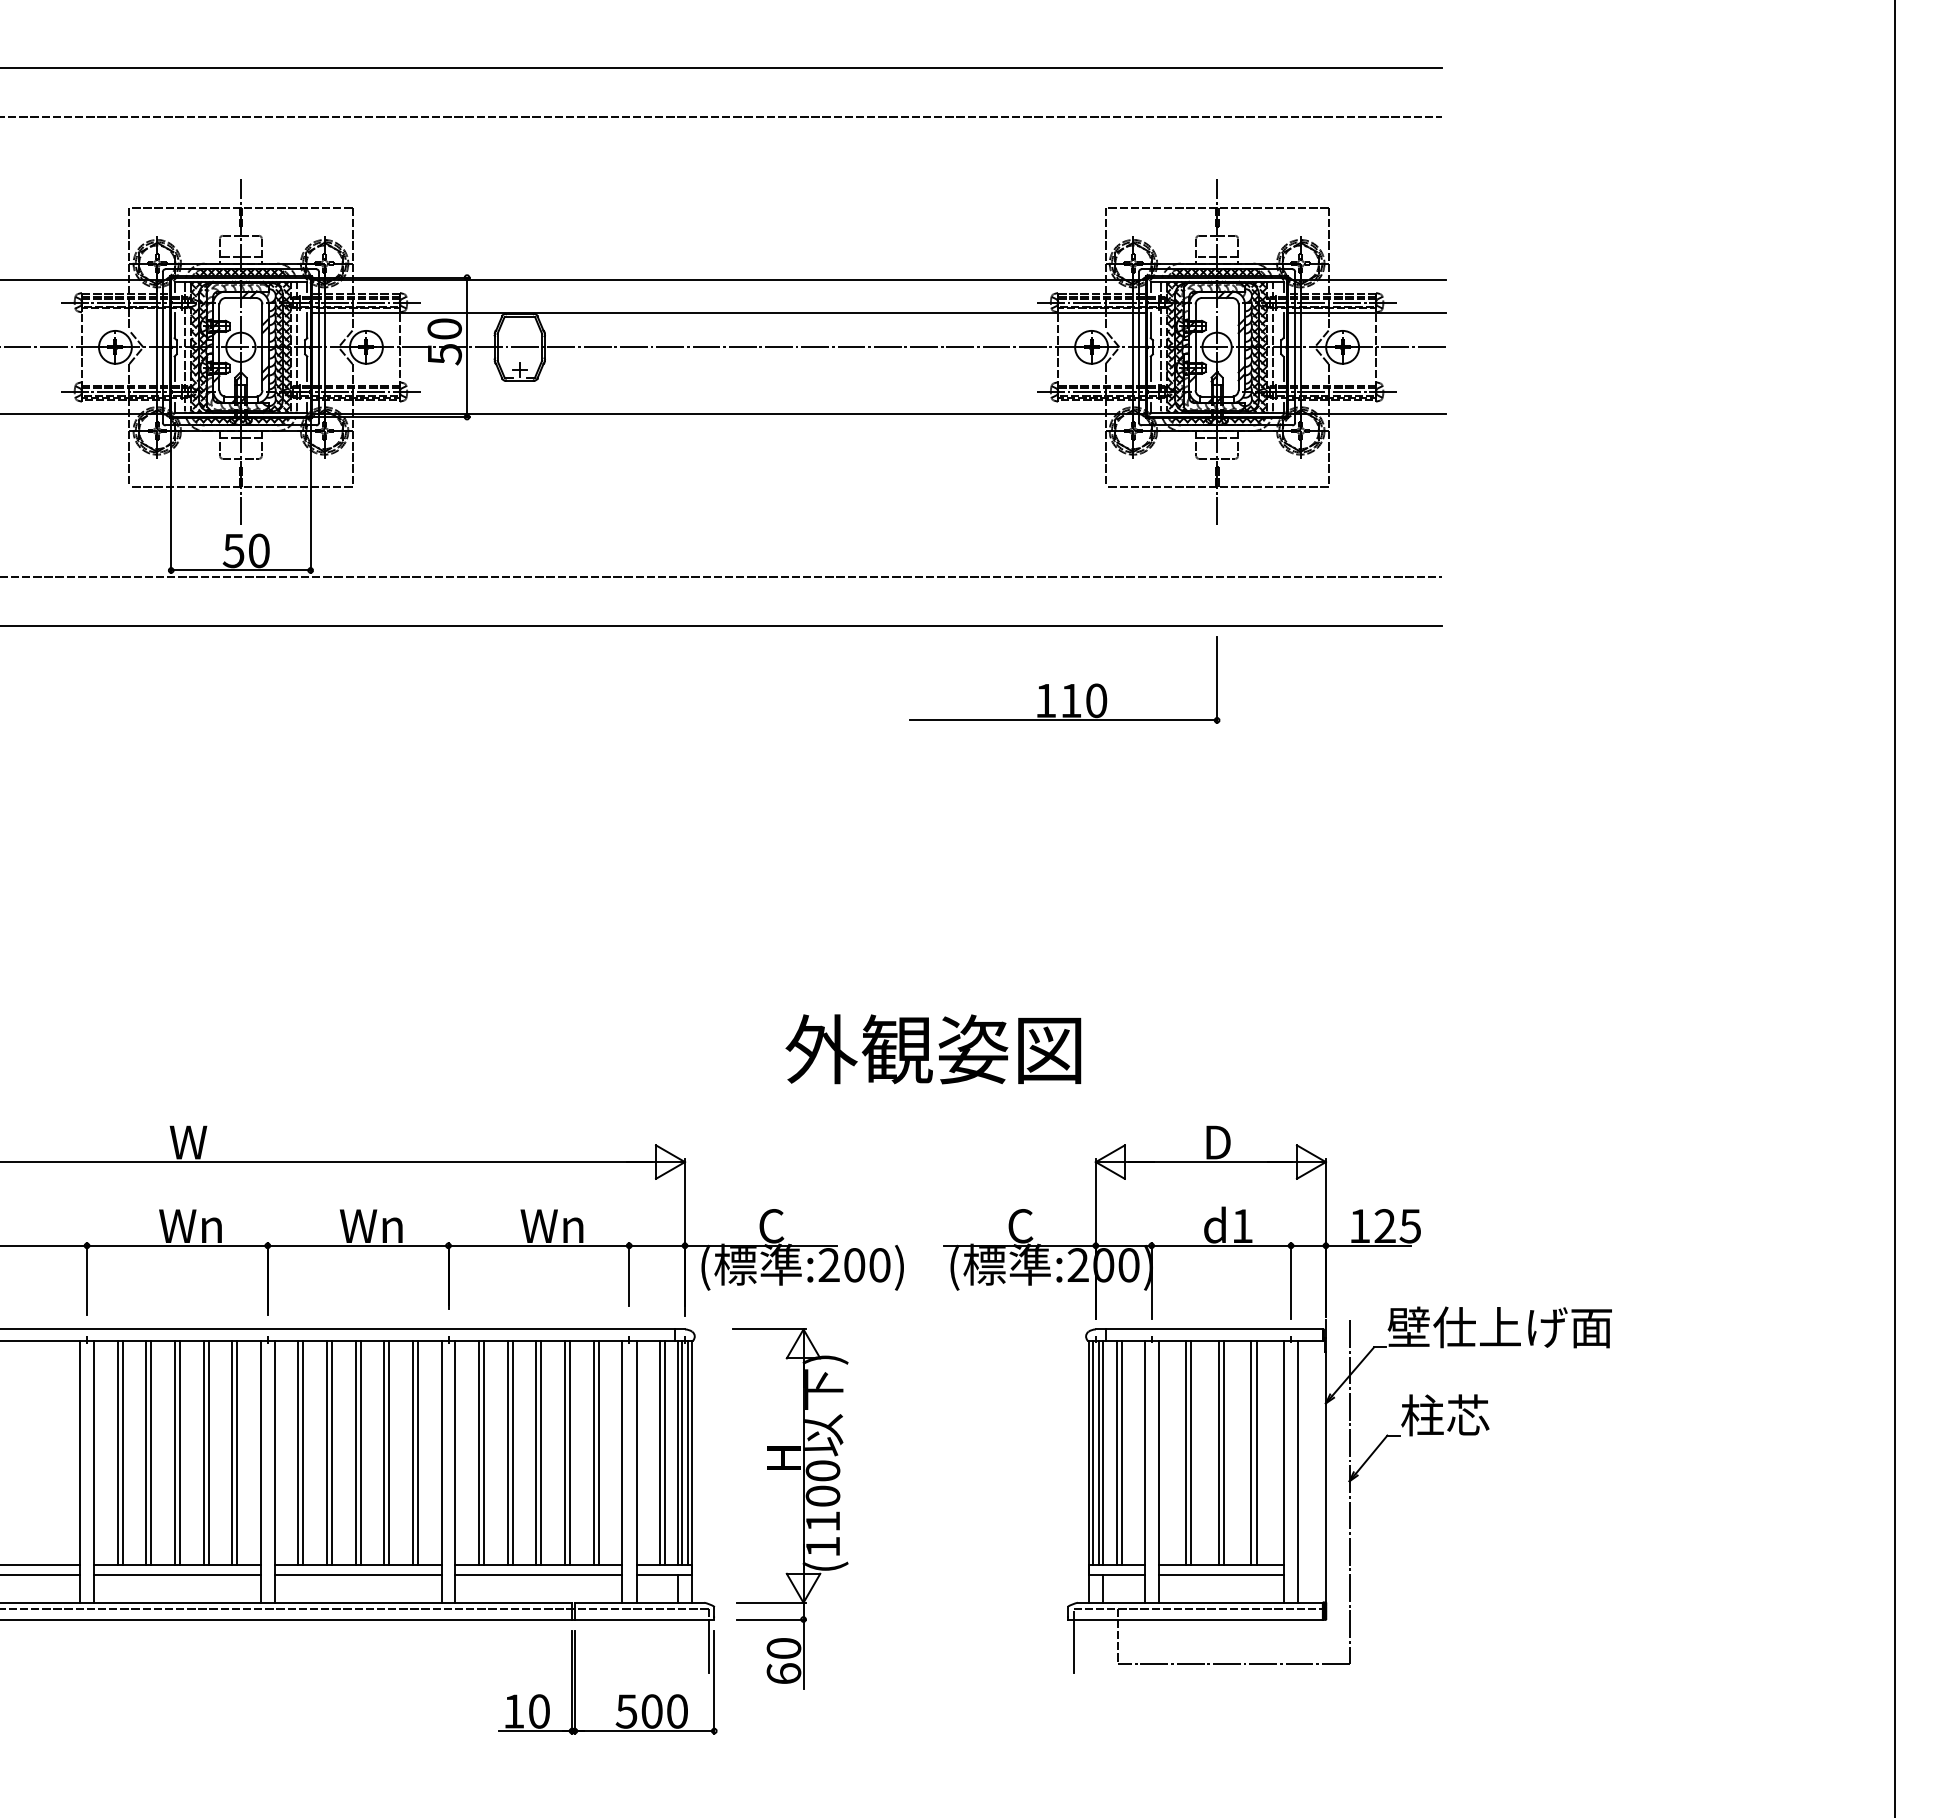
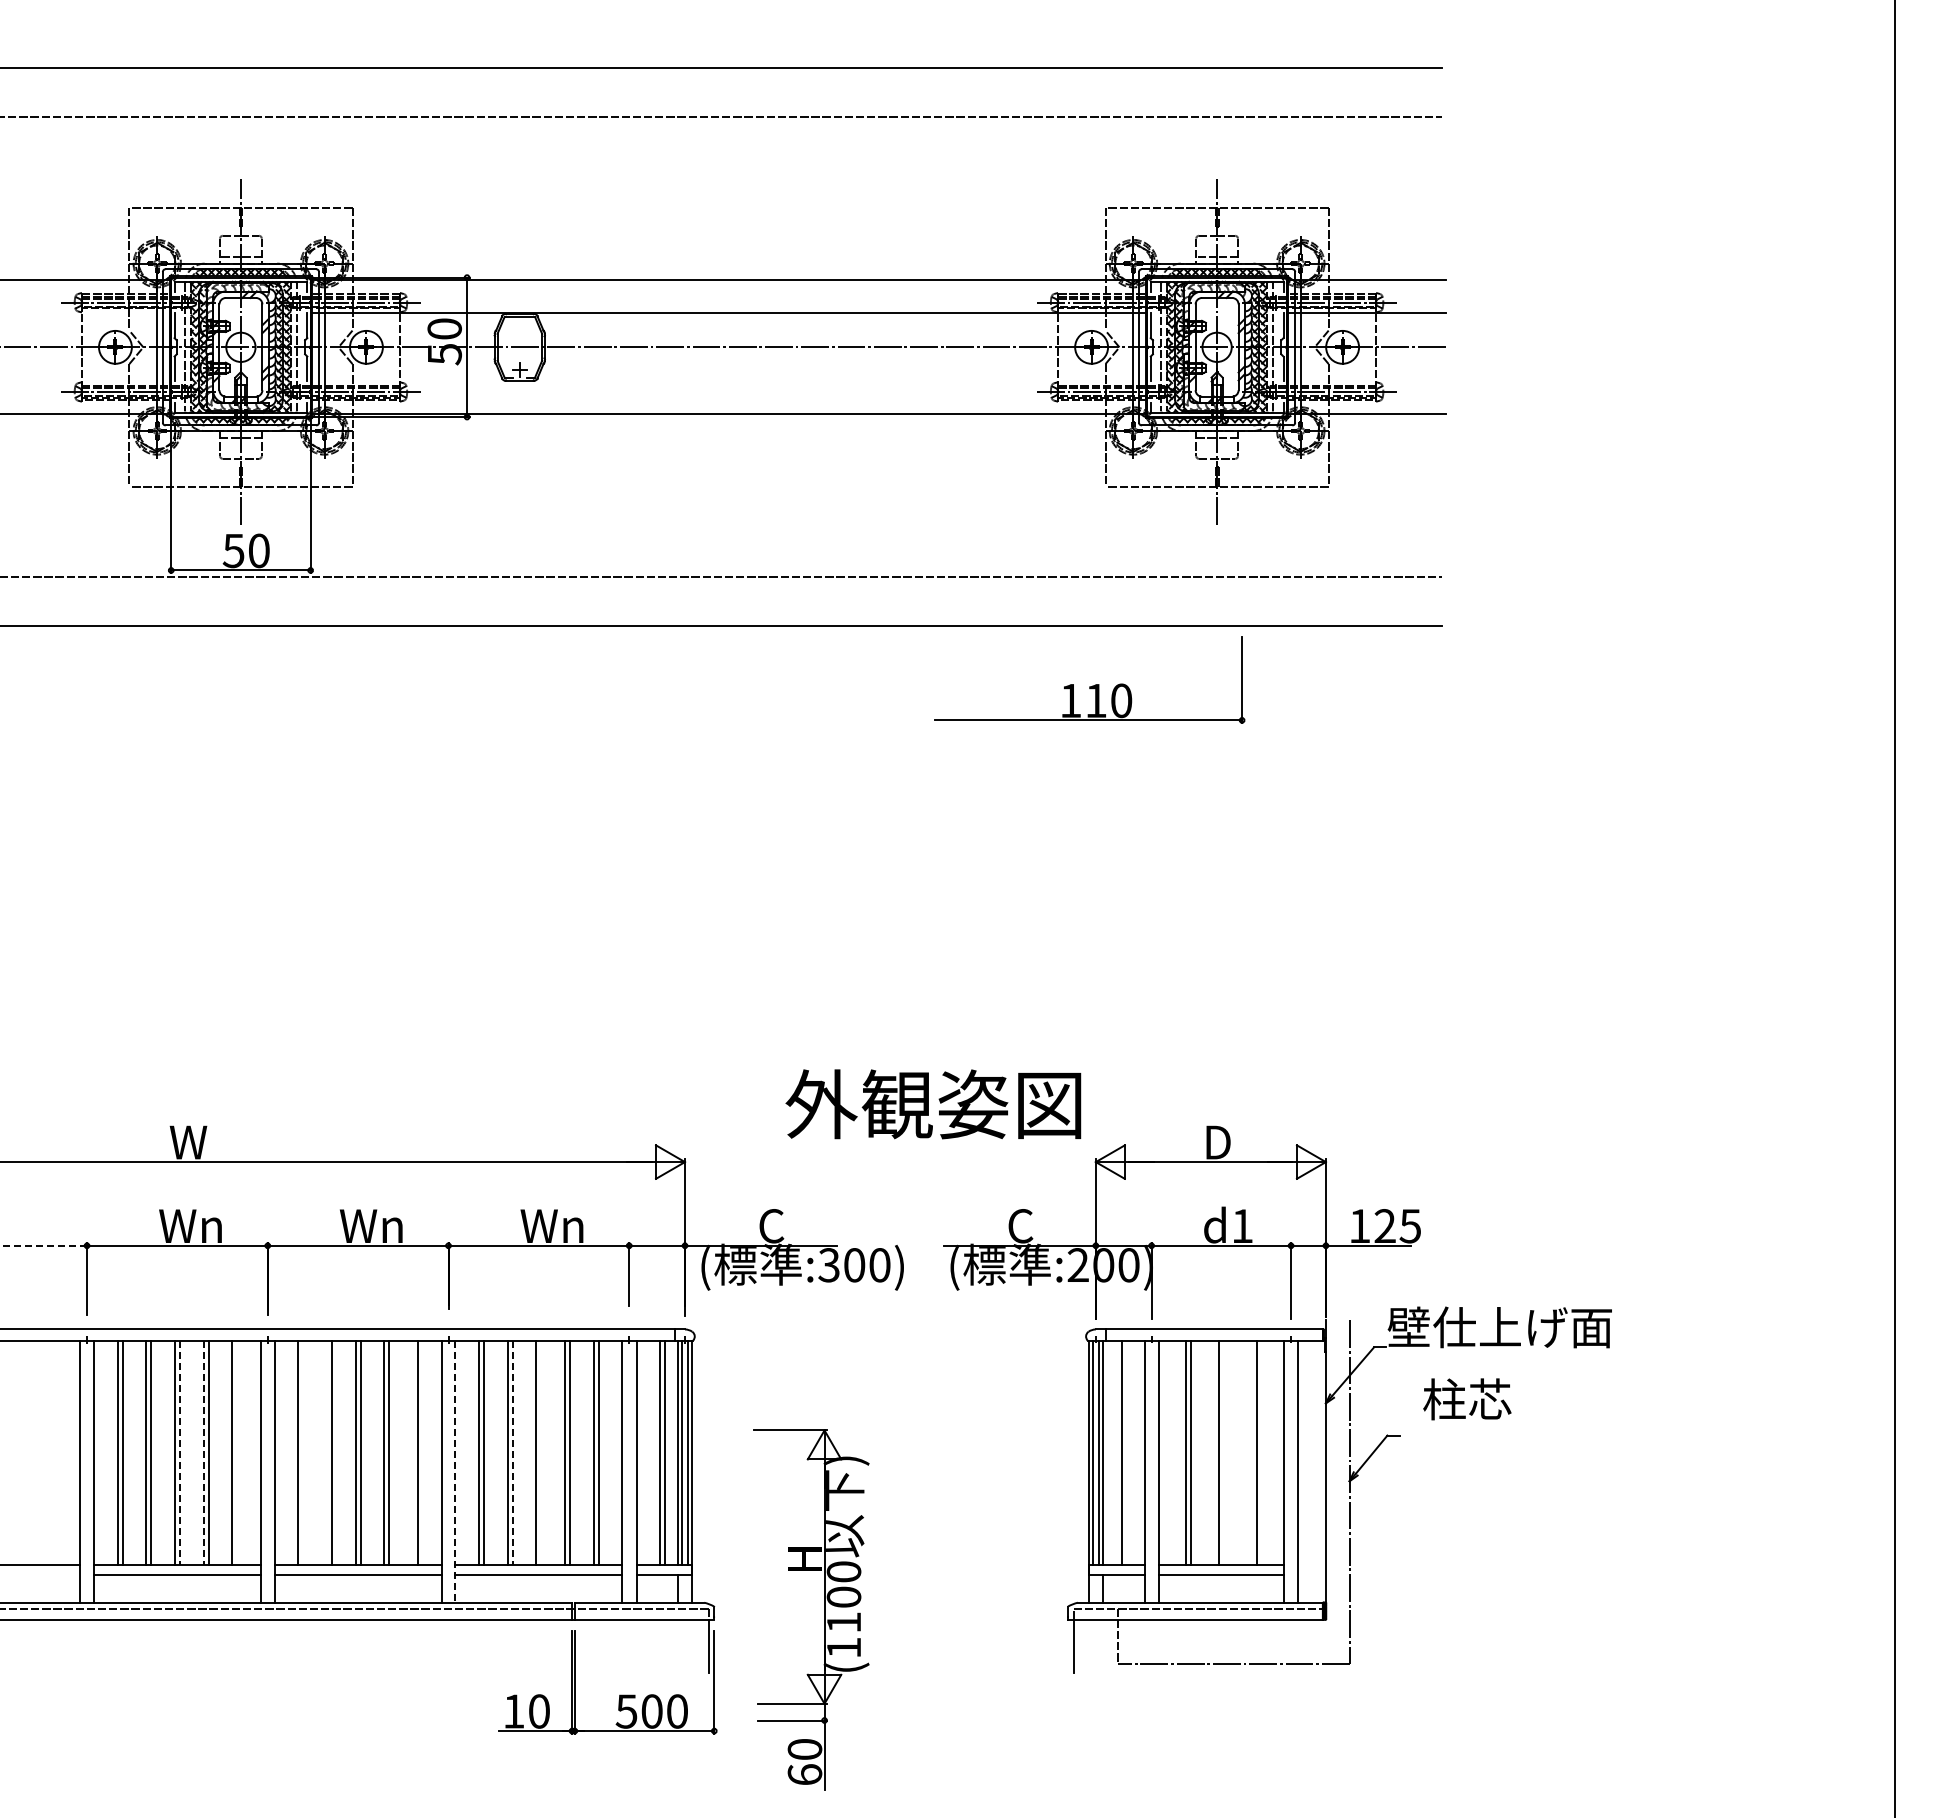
part position: (1067, 685) -> (1092, 685) (1092, 685)
text position: (933, 1049) -> (933, 1104) (933, 1104)
line: solid -> dashed (43, 1245)
text: :200) -> :300) (828, 1265)
text position: (1445, 1415) -> (1467, 1399) (1467, 1399)
line: present -> none (237, 1452)
line: present -> none (303, 1452)
line: present -> none (326, 1452)
line: present -> none (412, 1452)
line: present -> none (541, 1452)
line: present -> none (1117, 1452)
line: present -> none (1223, 1452)
line: present -> none (1251, 1452)
line: solid -> dashed (179, 1453)
line: solid -> dashed (203, 1453)
line: solid -> dashed (512, 1453)
line: solid -> dashed (455, 1472)
part position: (803, 1508) -> (824, 1609) (824, 1609)
line: present -> none (41, 1574)
